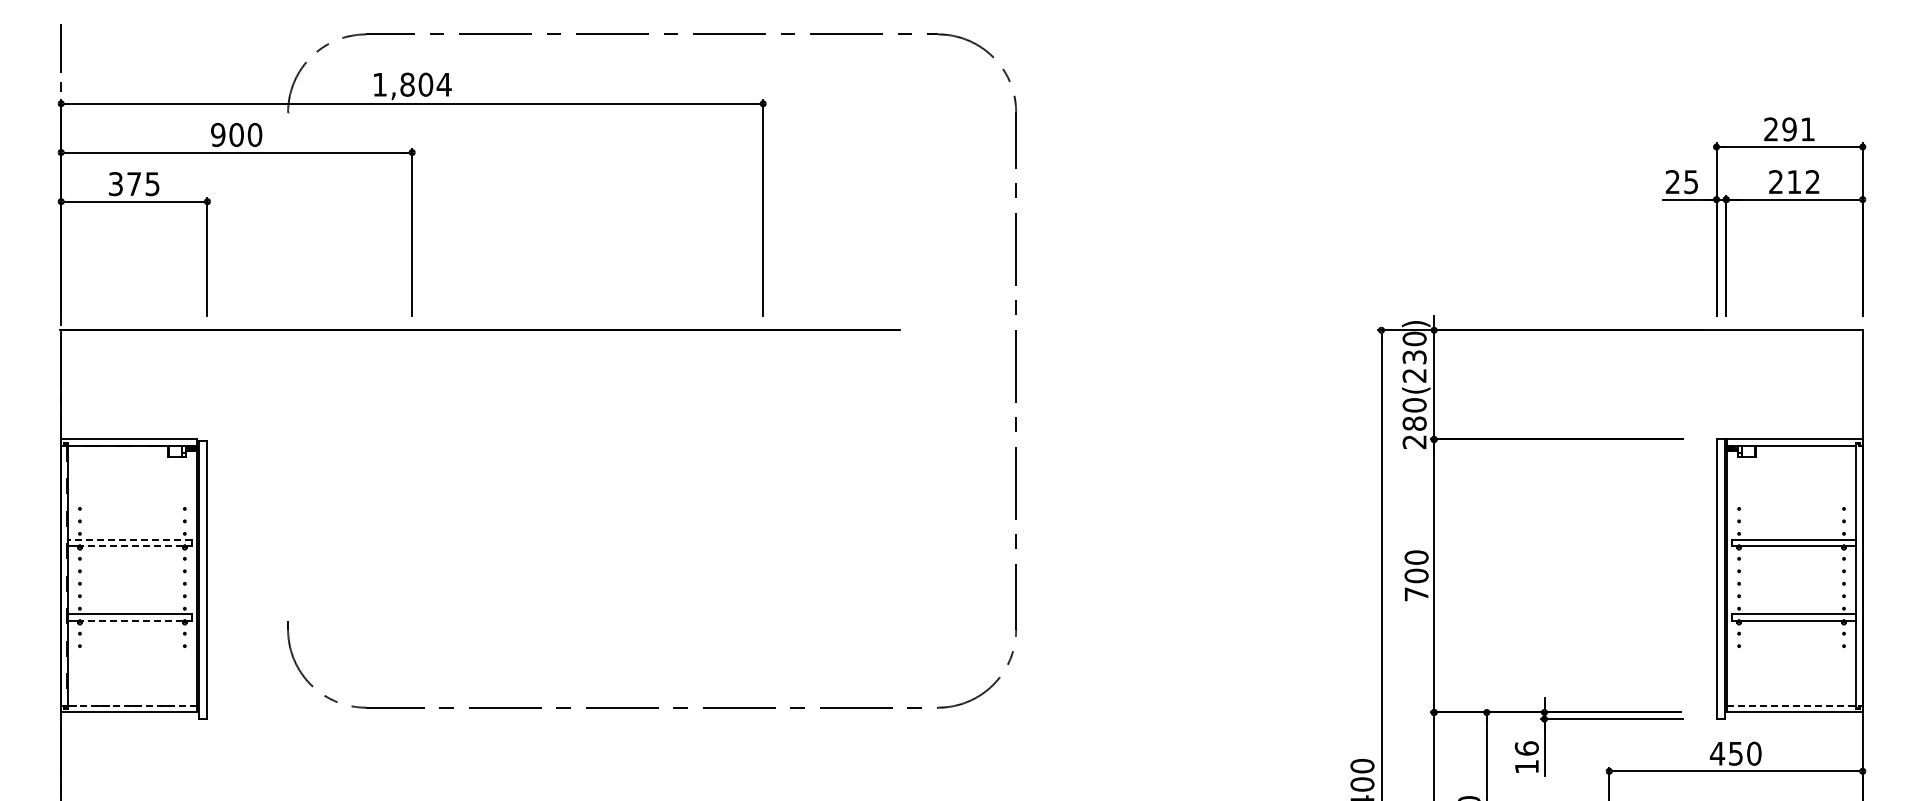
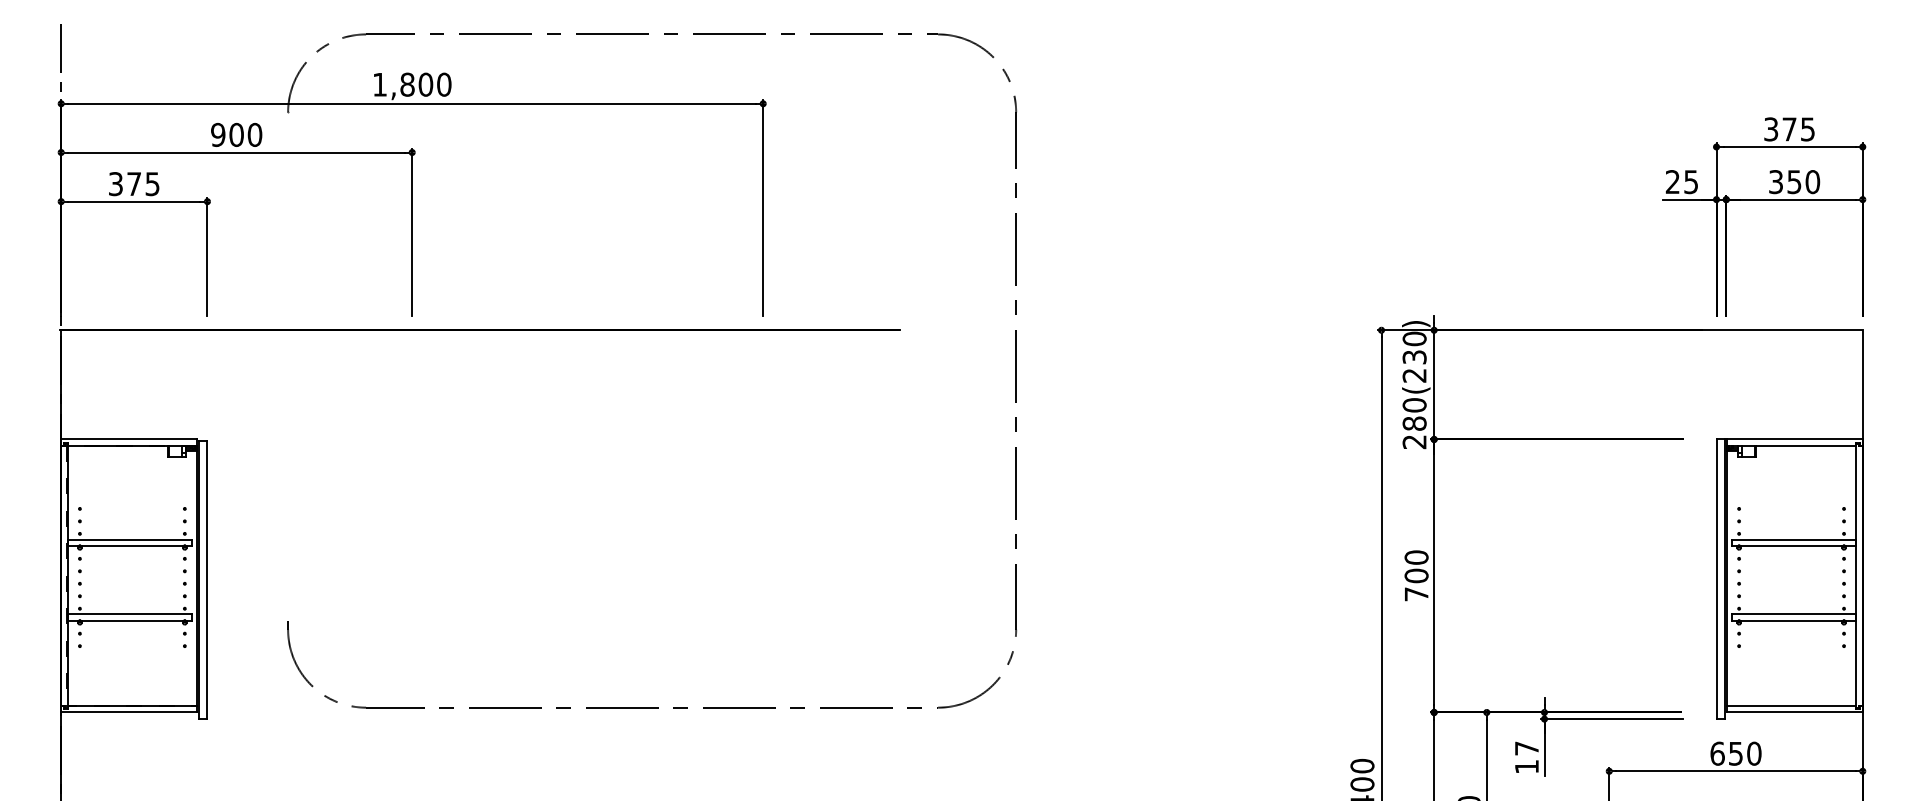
text: 1,804 -> 1,800 (443, 84)
text: 291 -> 375 (1789, 129)
text: 212 -> 350 (1794, 182)
line: dashed -> solid (129, 539)
line: dashed -> solid (132, 545)
line: dashed -> solid (132, 620)
line: dashed -> solid (132, 706)
line: dashed -> solid (1791, 706)
text: 16 -> 17 (1526, 748)
text: 450 -> 650 (1717, 753)
